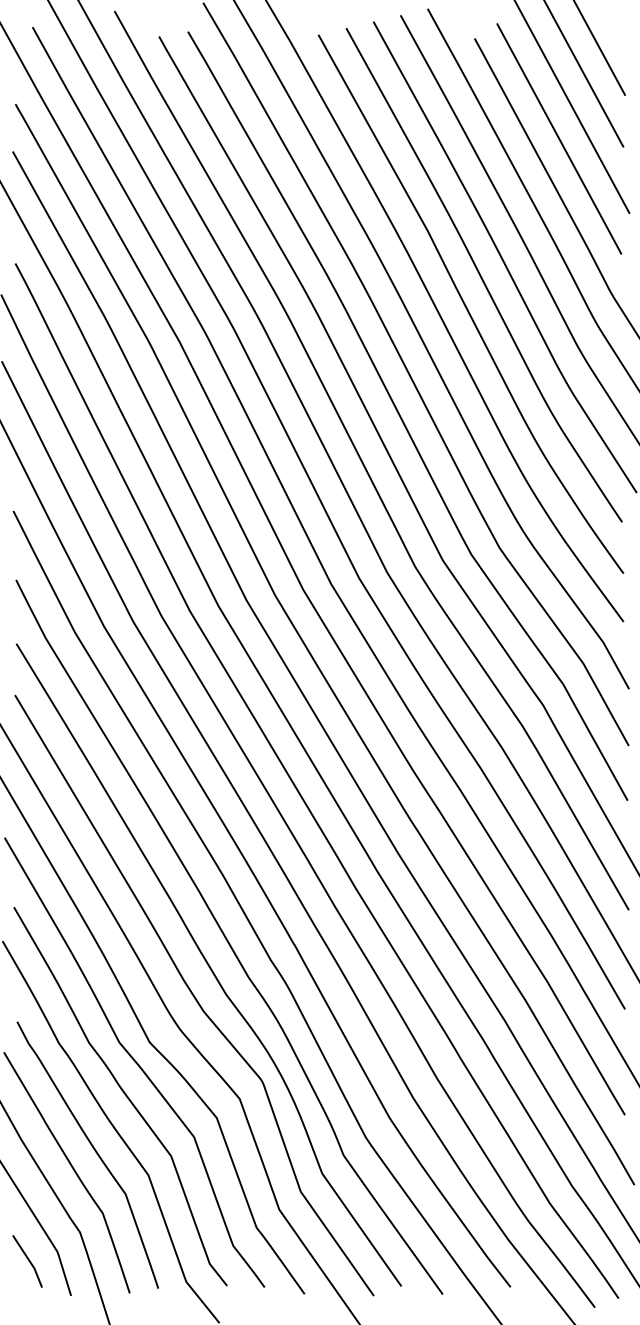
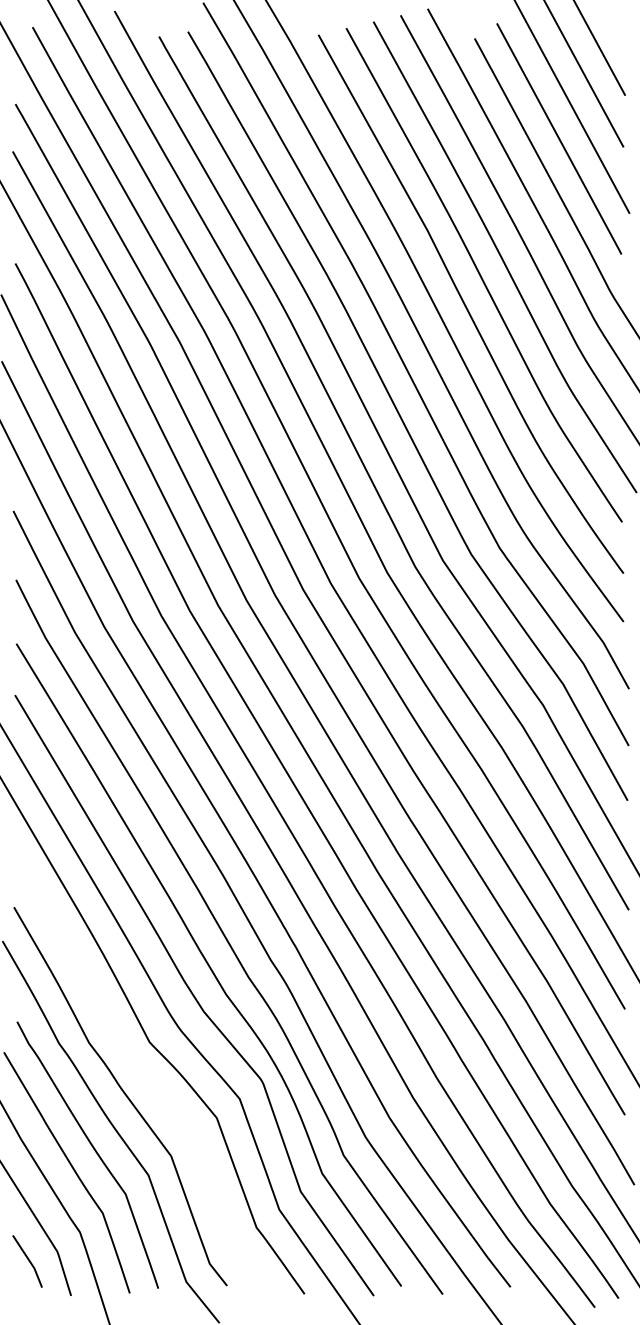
curve: present -> none (134, 1062)
